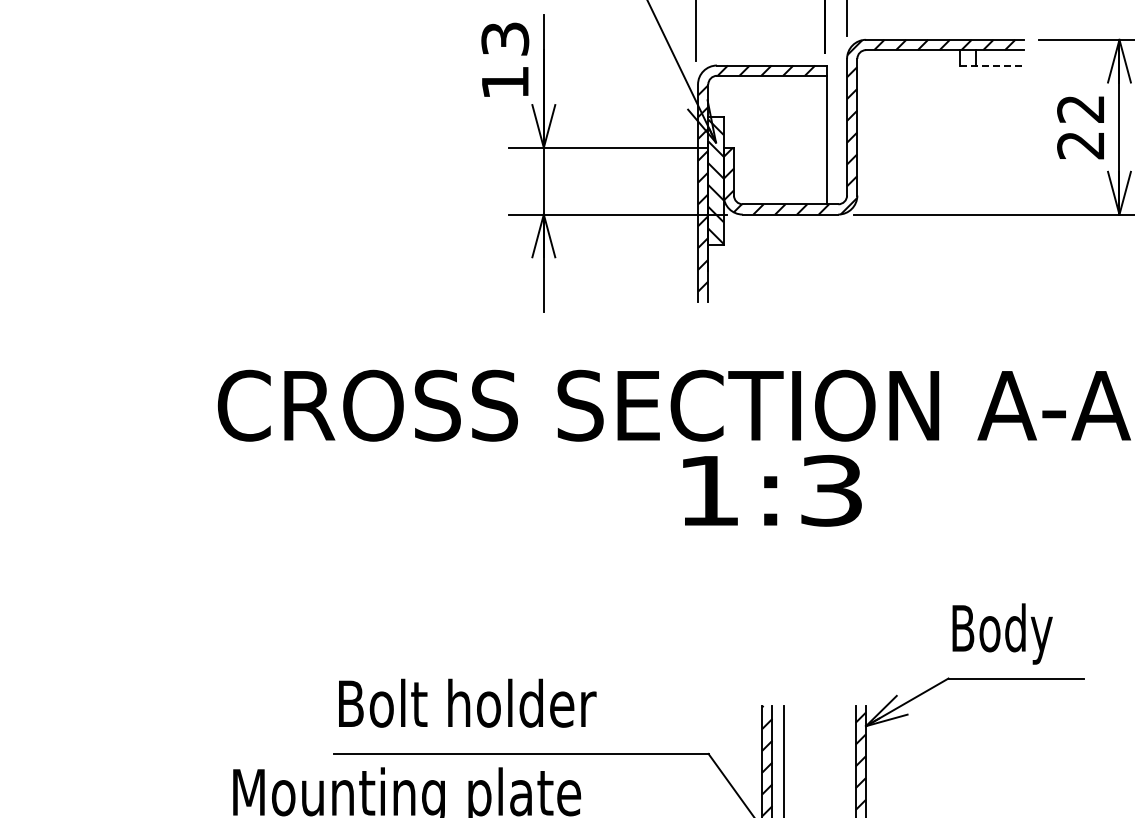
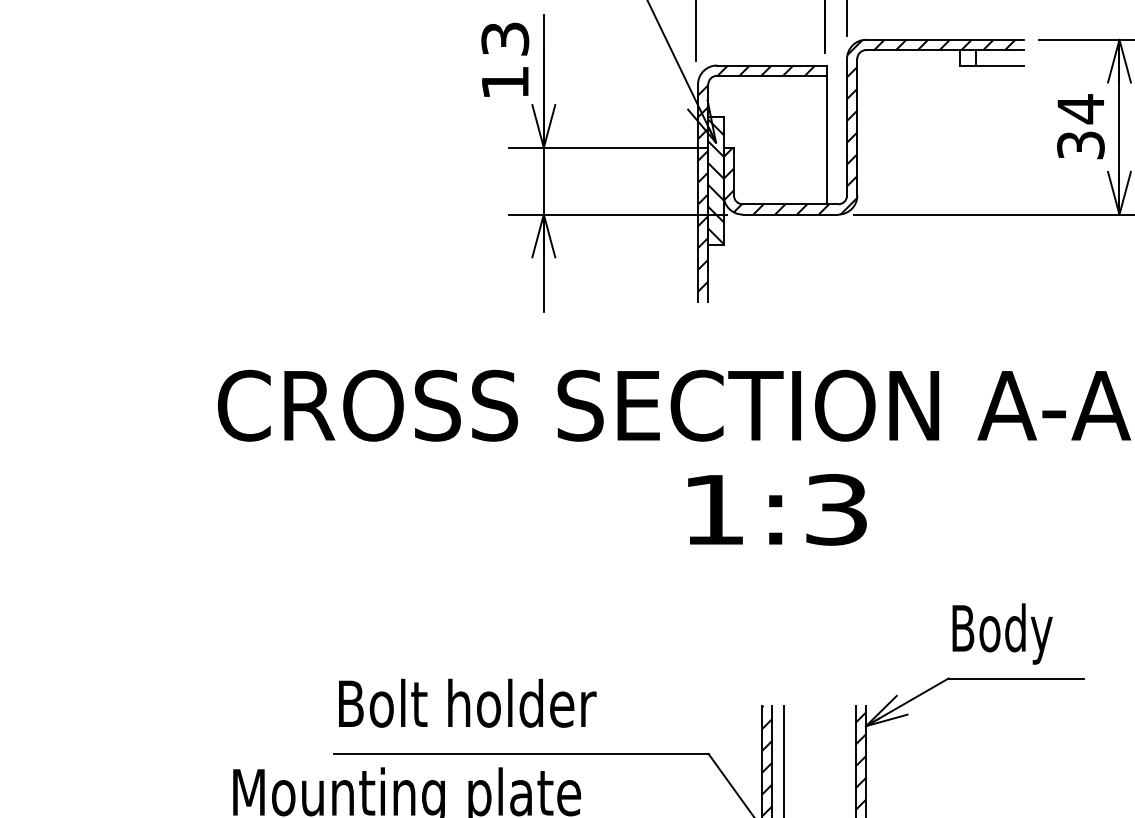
line: dashed -> solid (991, 65)
text: 22 -> 34 (1080, 126)
text position: (772, 490) -> (777, 509) (777, 509)
